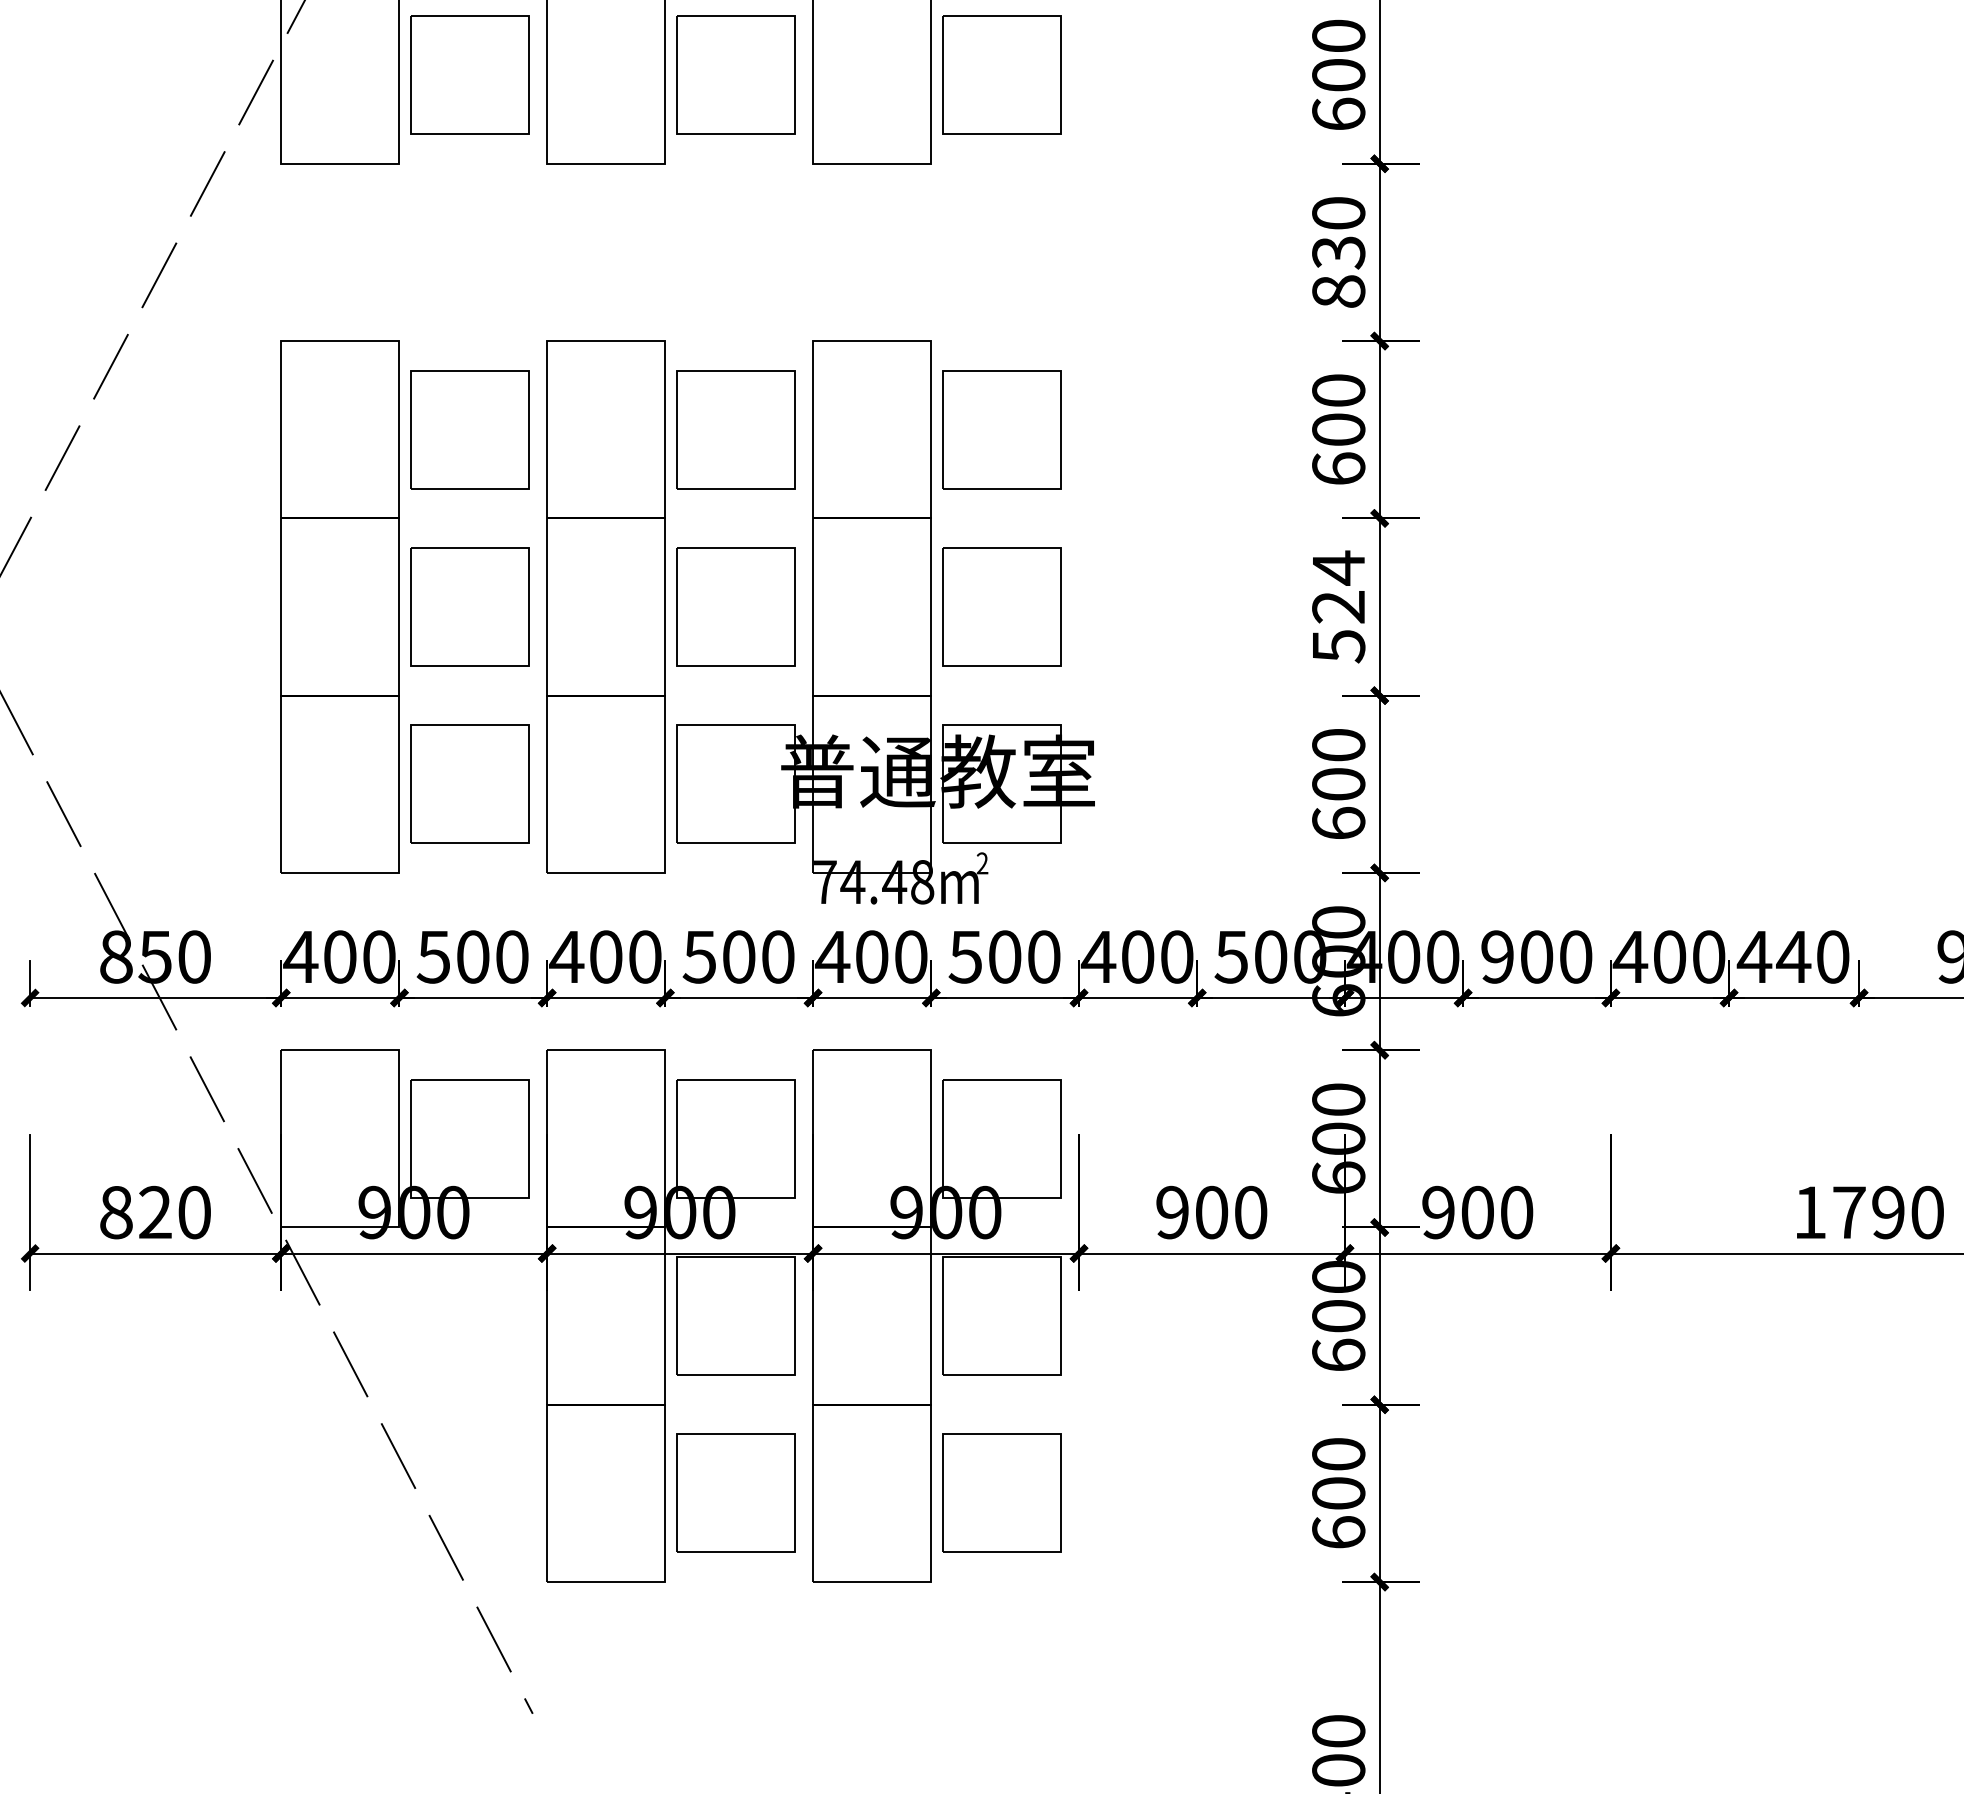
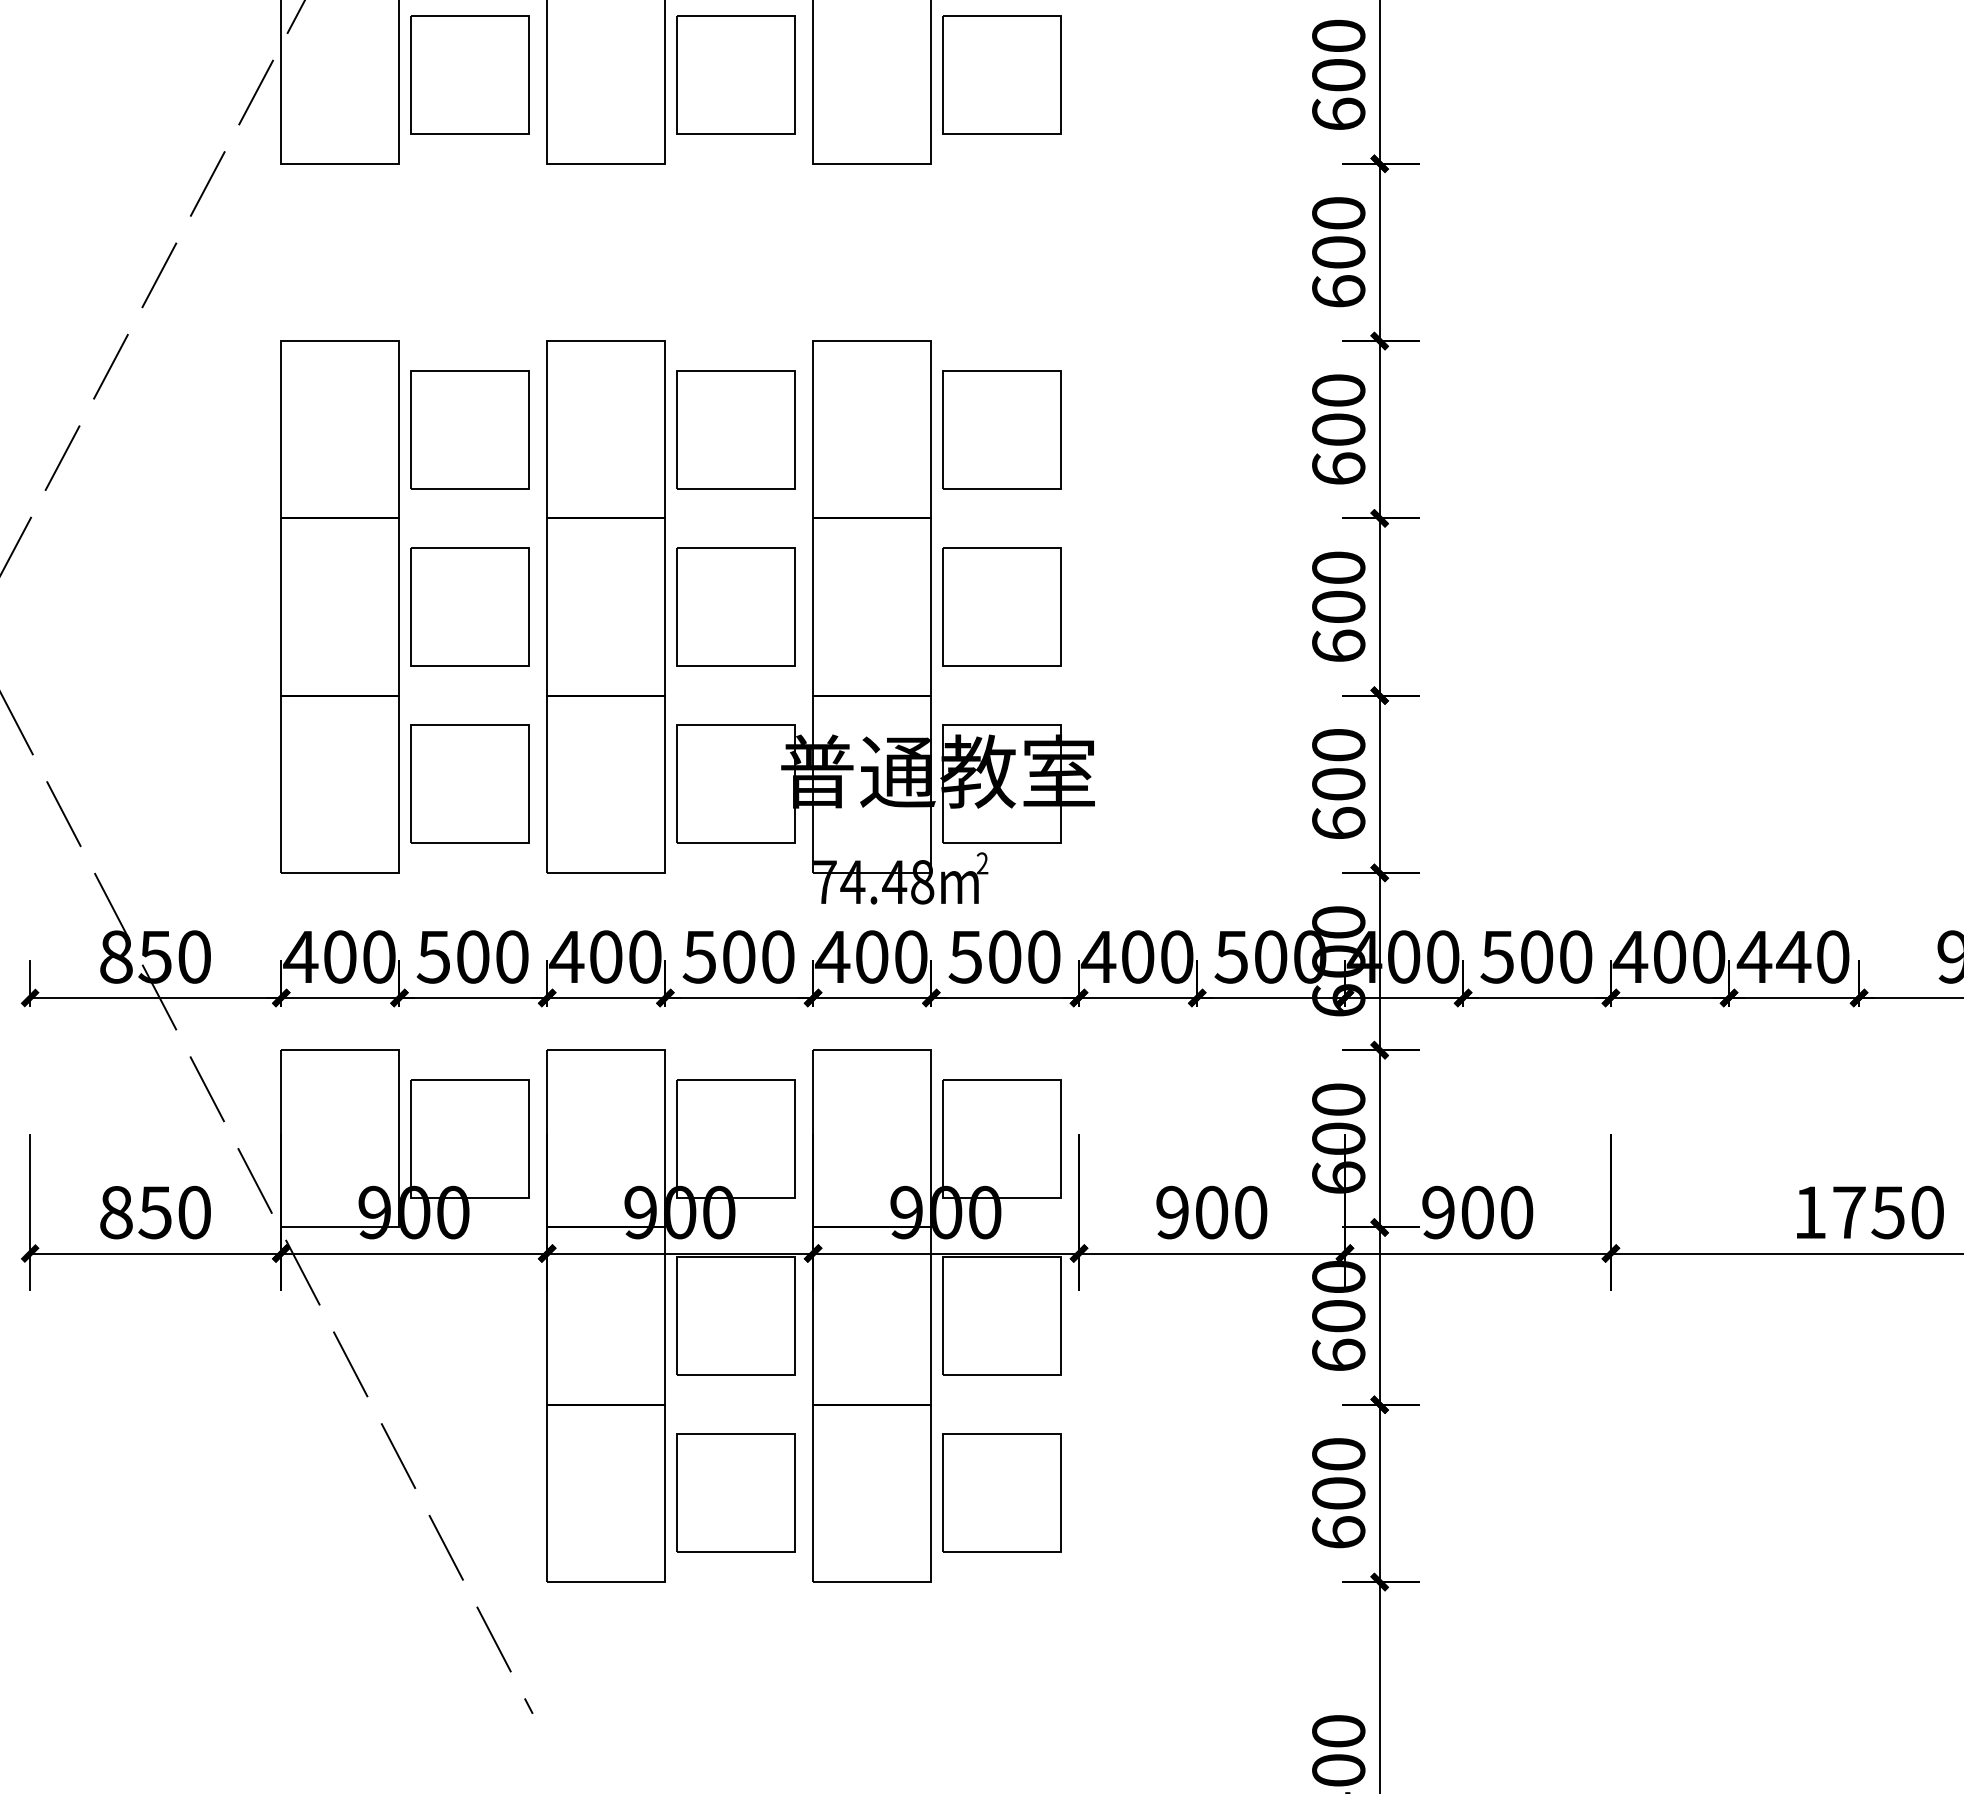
text: 830 -> 600 (1338, 271)
text: 524 -> 600 (1338, 606)
text: 900 -> 500 (1496, 956)
text: 820 -> 850 (154, 1212)
text: 1790 -> 1750 (1887, 1212)
